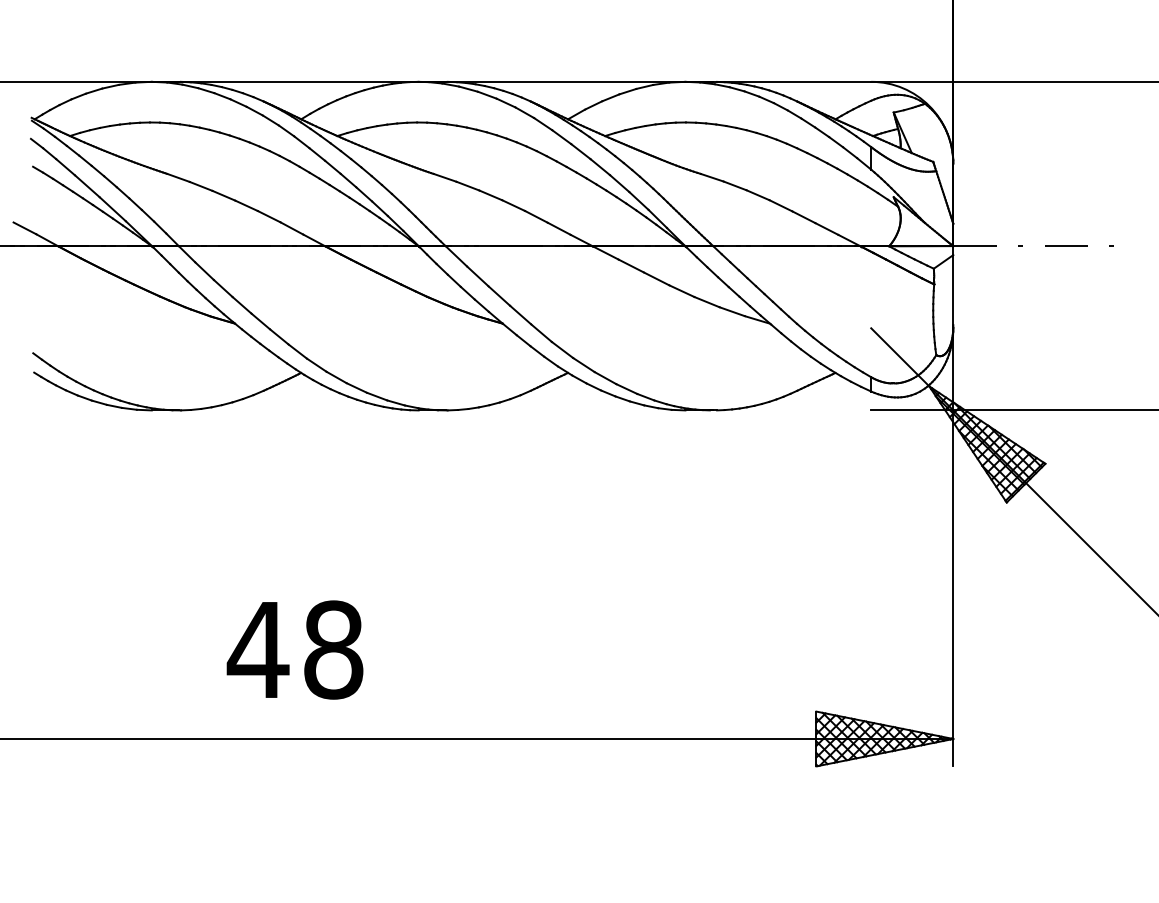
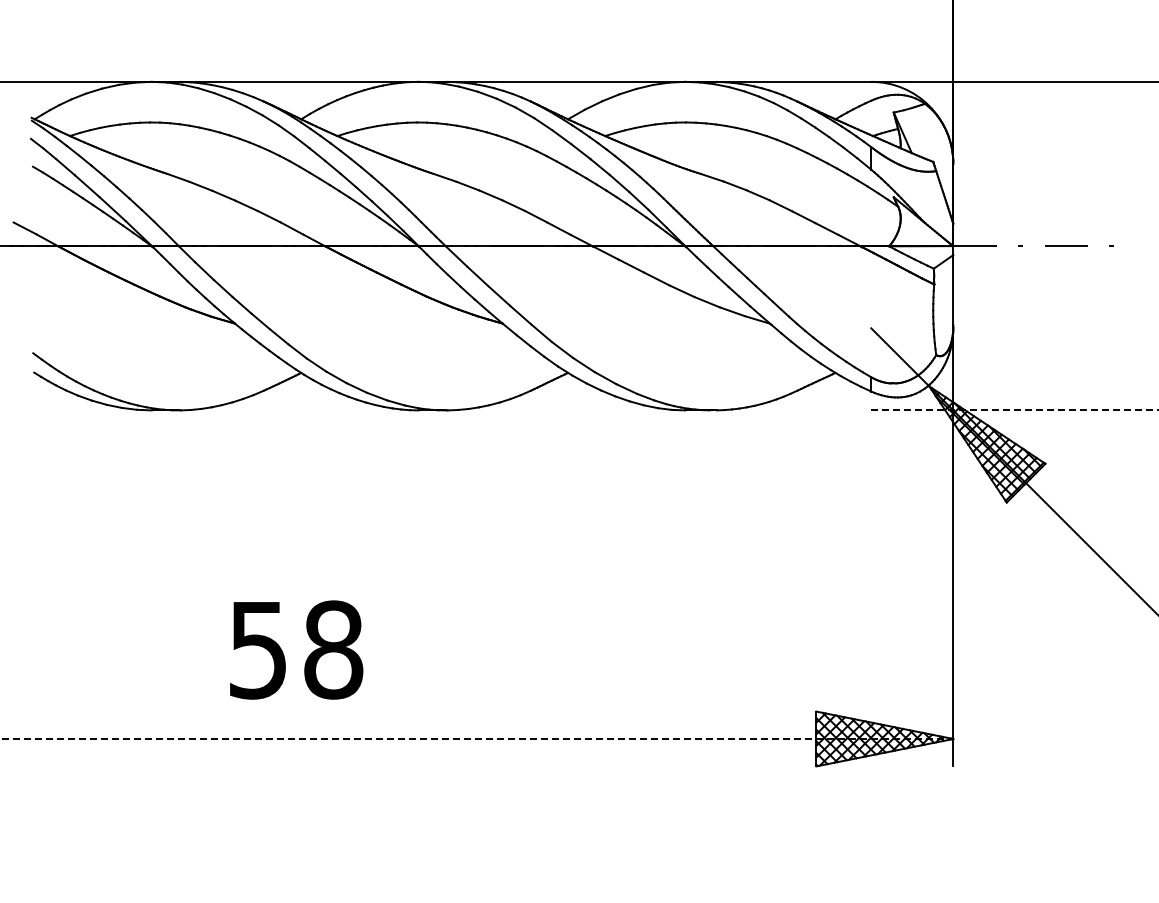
line: solid -> dashed (1014, 410)
text: 48 -> 58 (257, 650)
line: solid -> dashed (477, 738)
